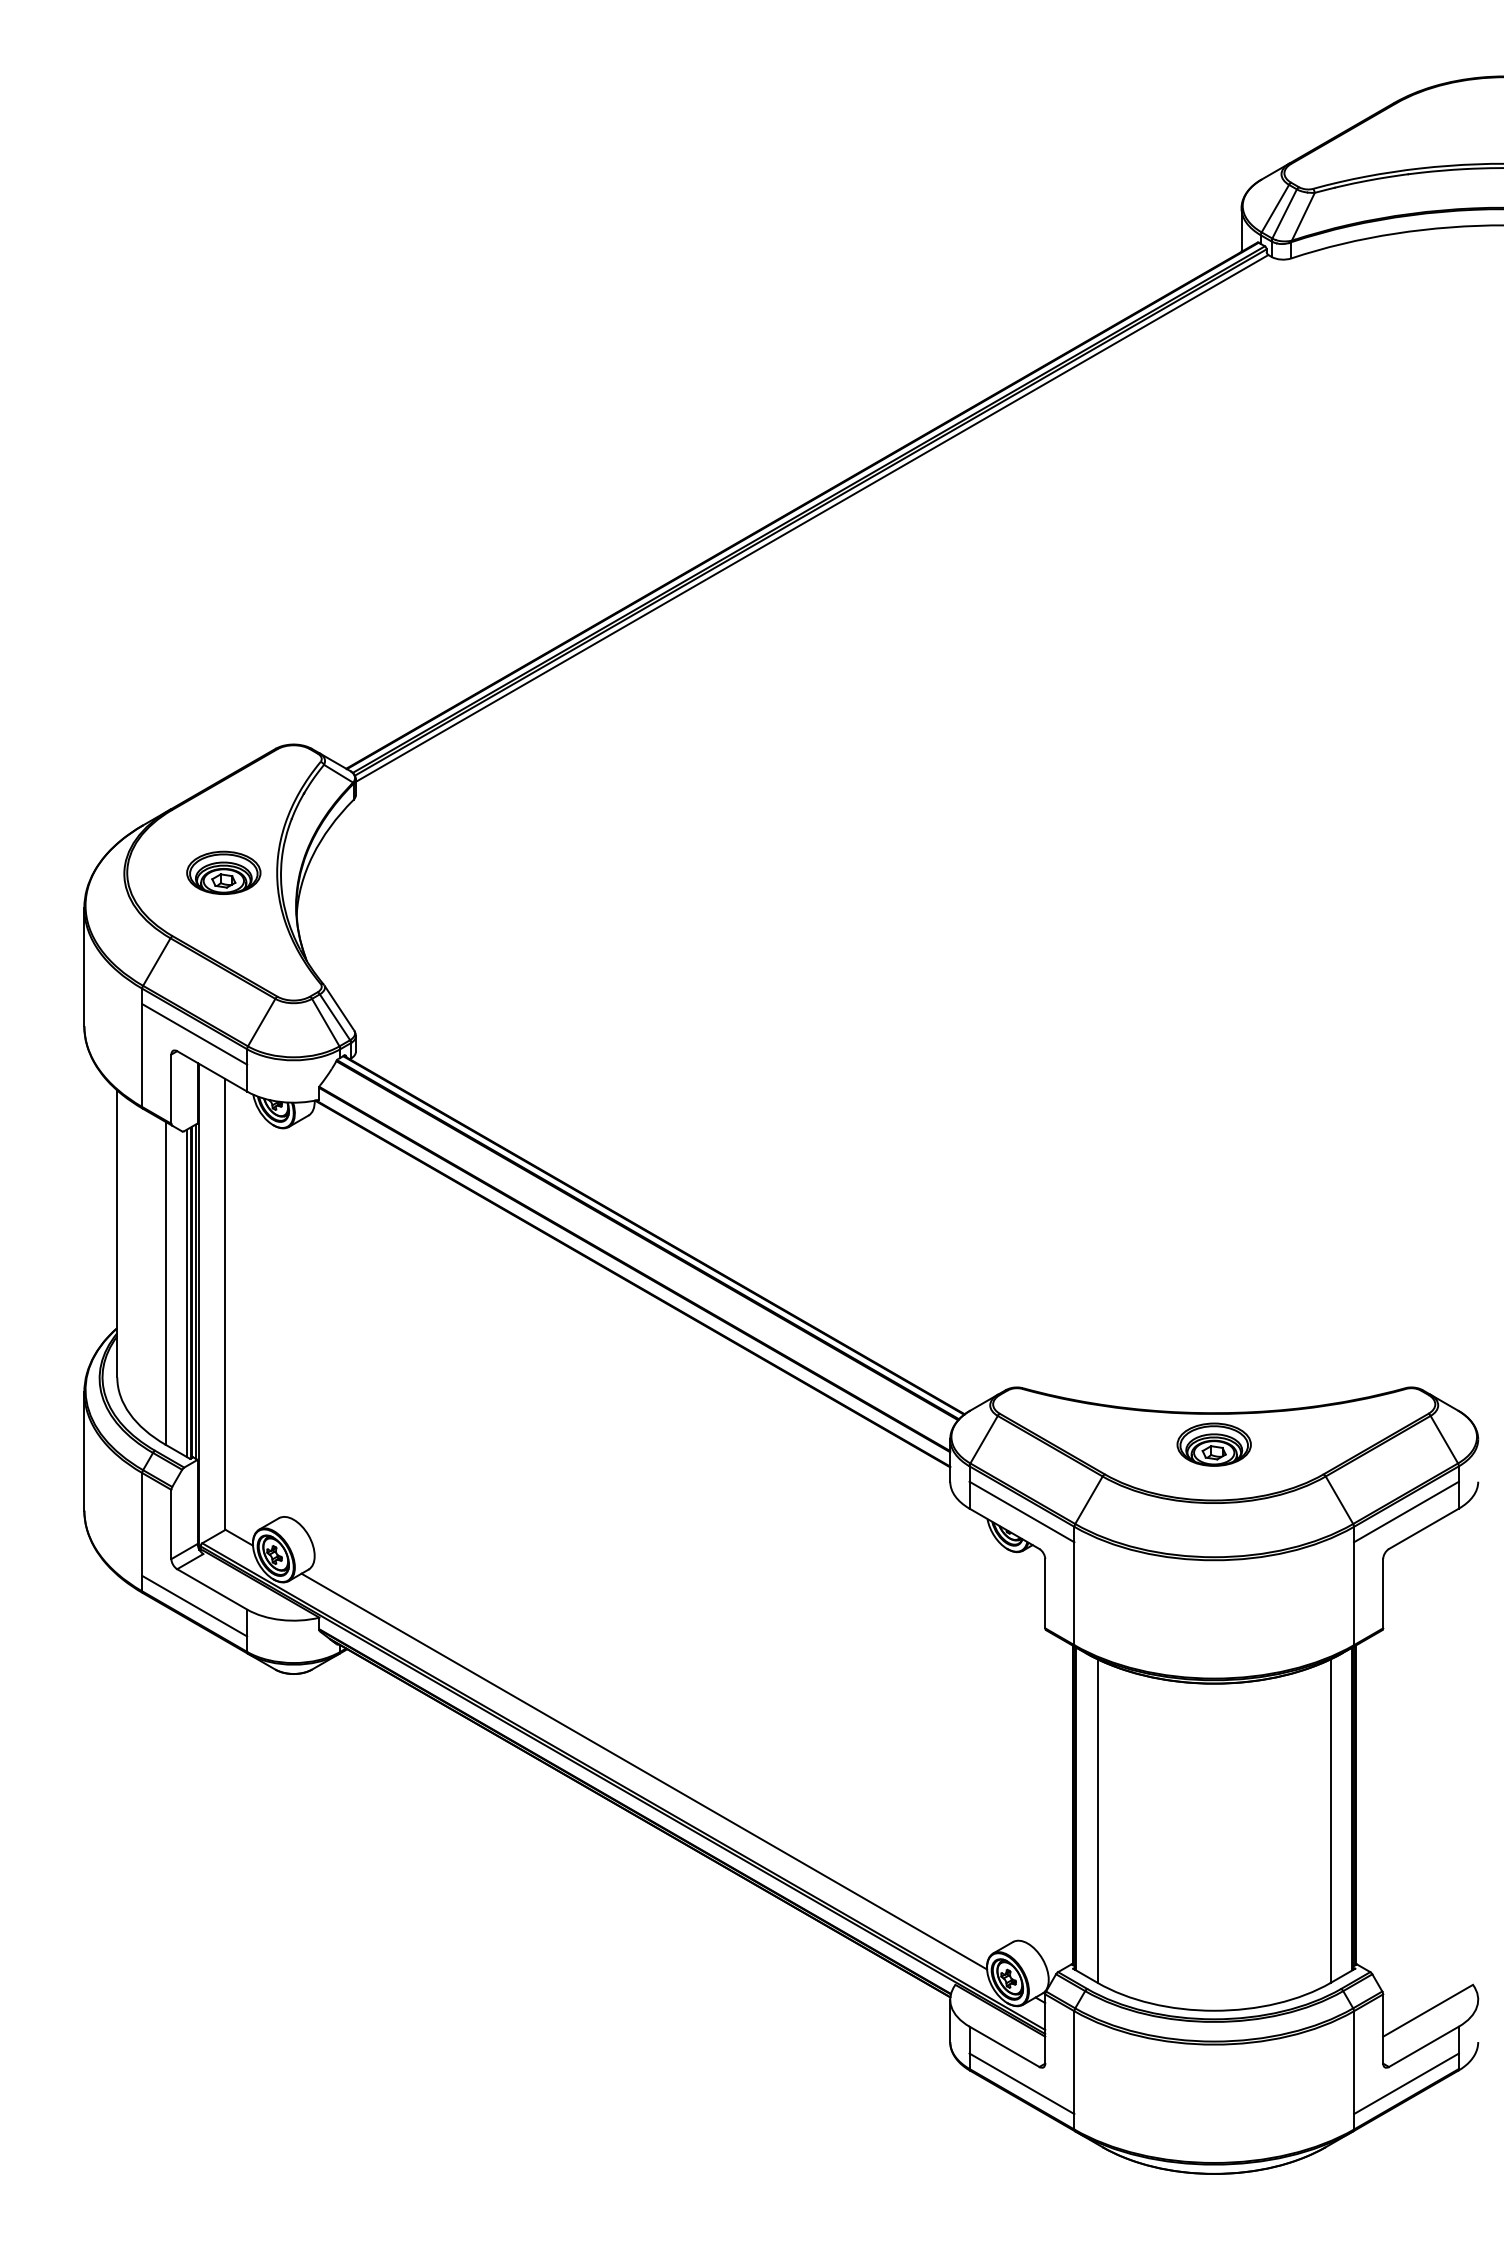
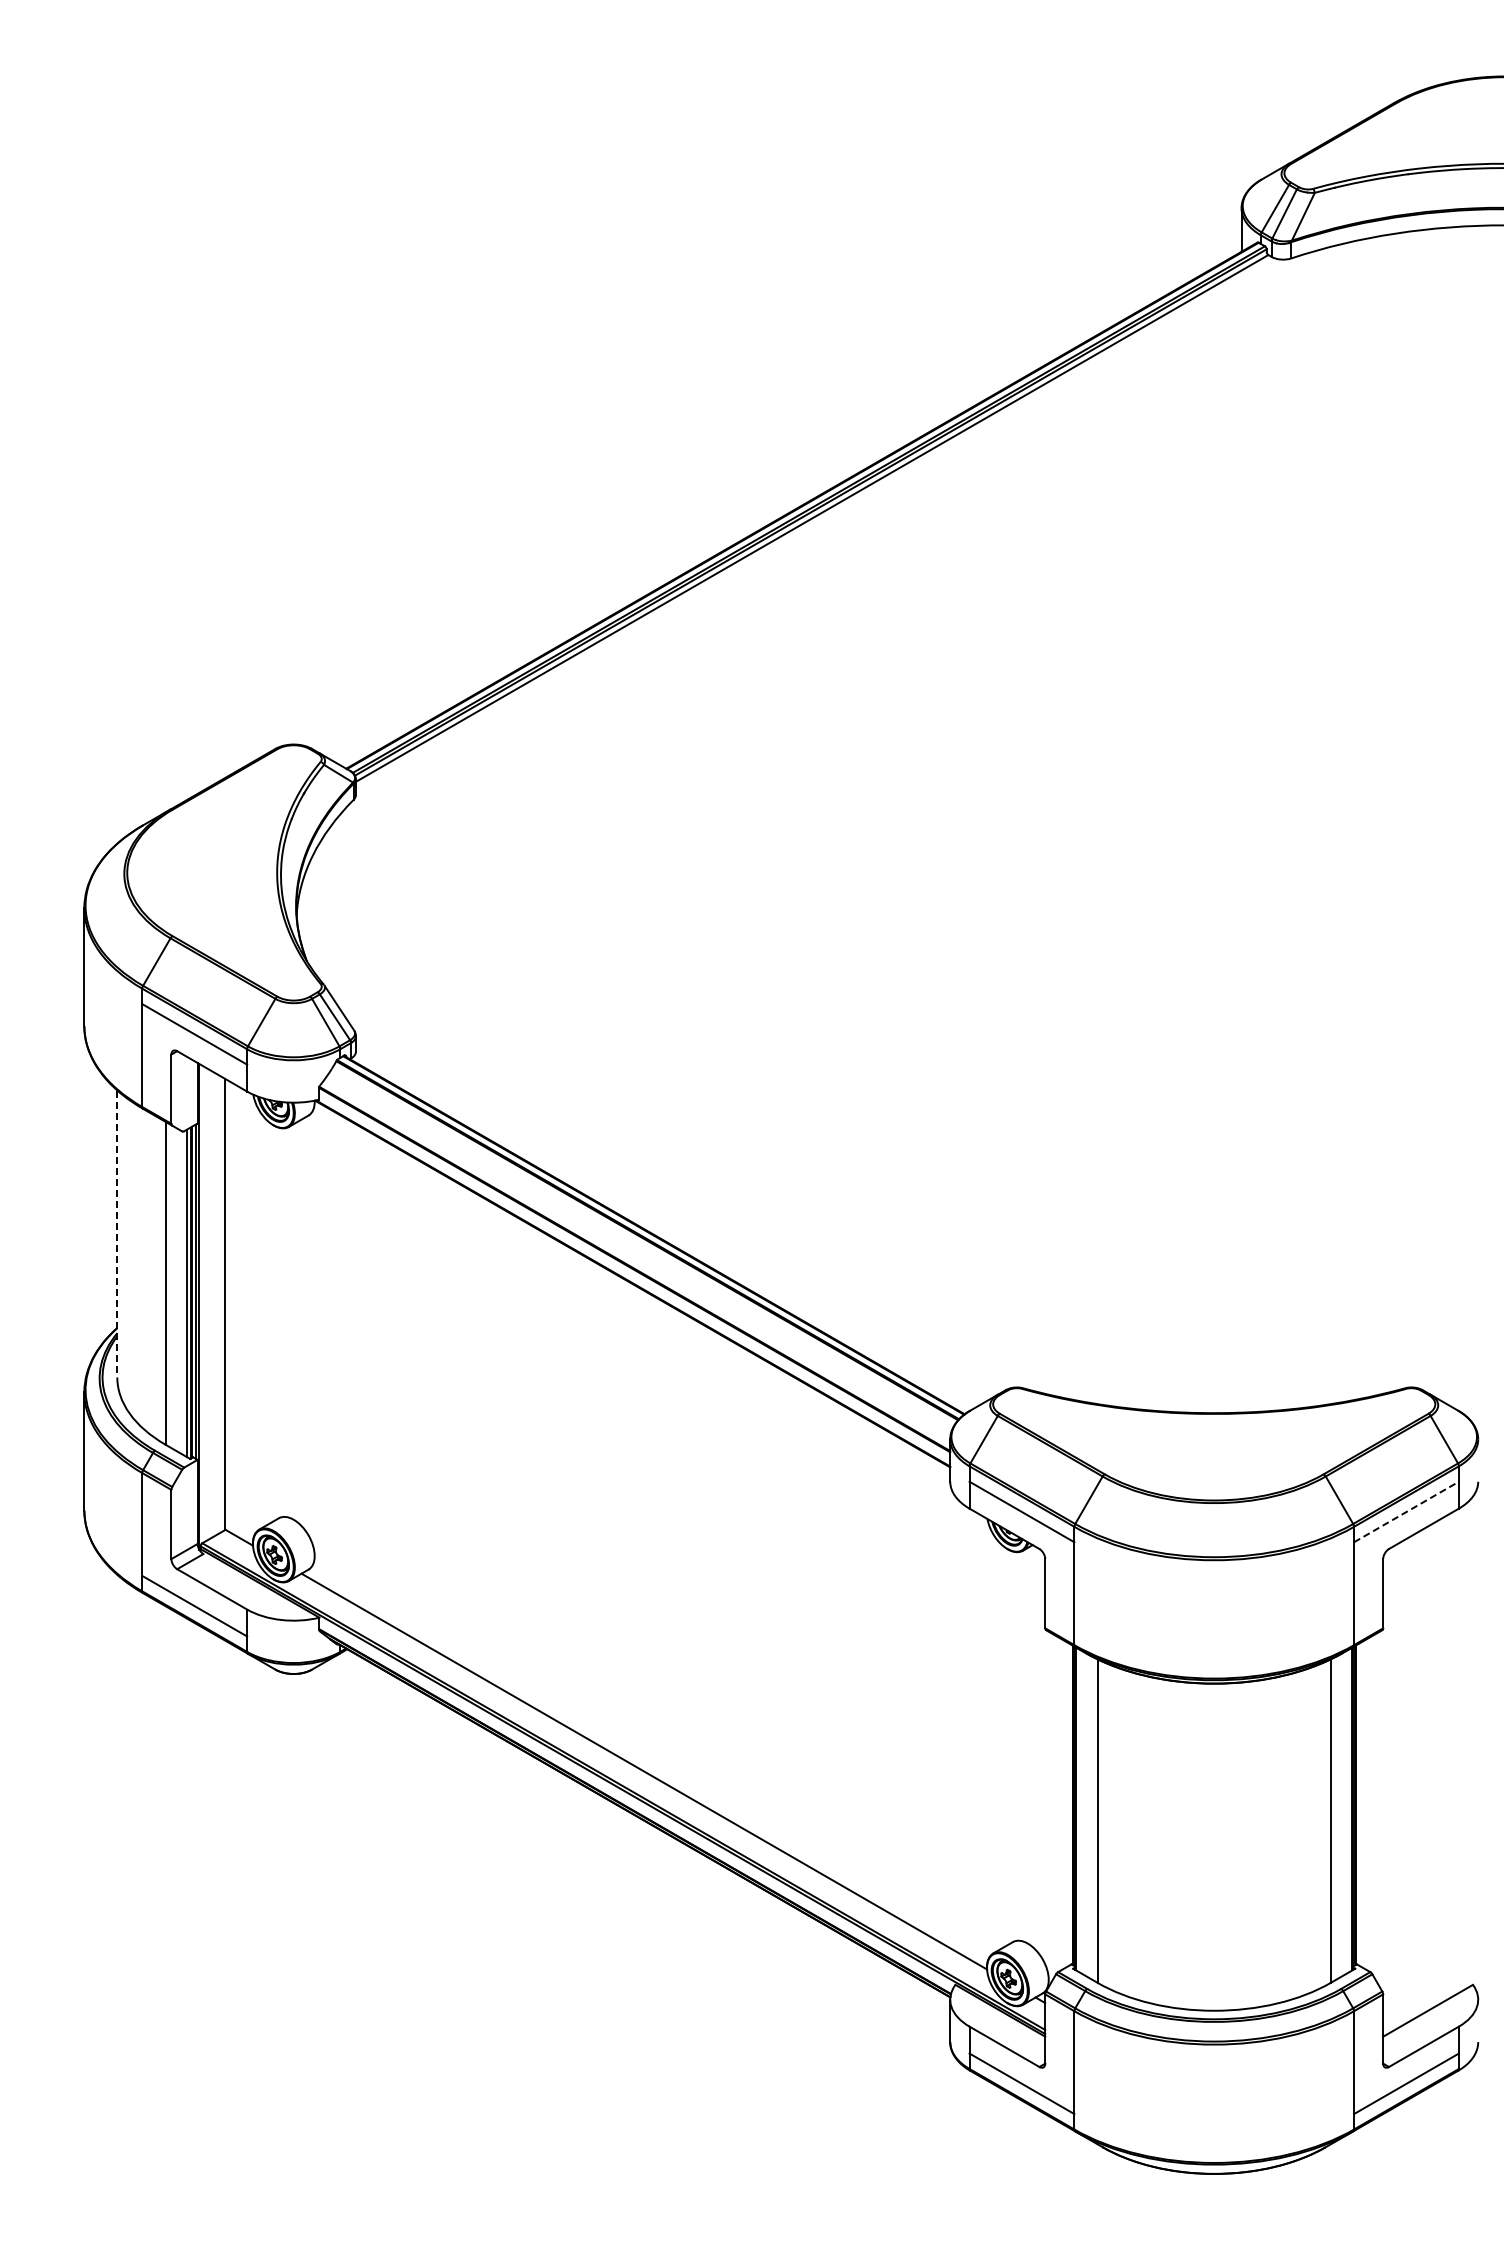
part: present -> none (223, 872)
line: solid -> dashed (117, 1234)
part: present -> none (1213, 1444)
line: solid -> dashed (1406, 1512)
